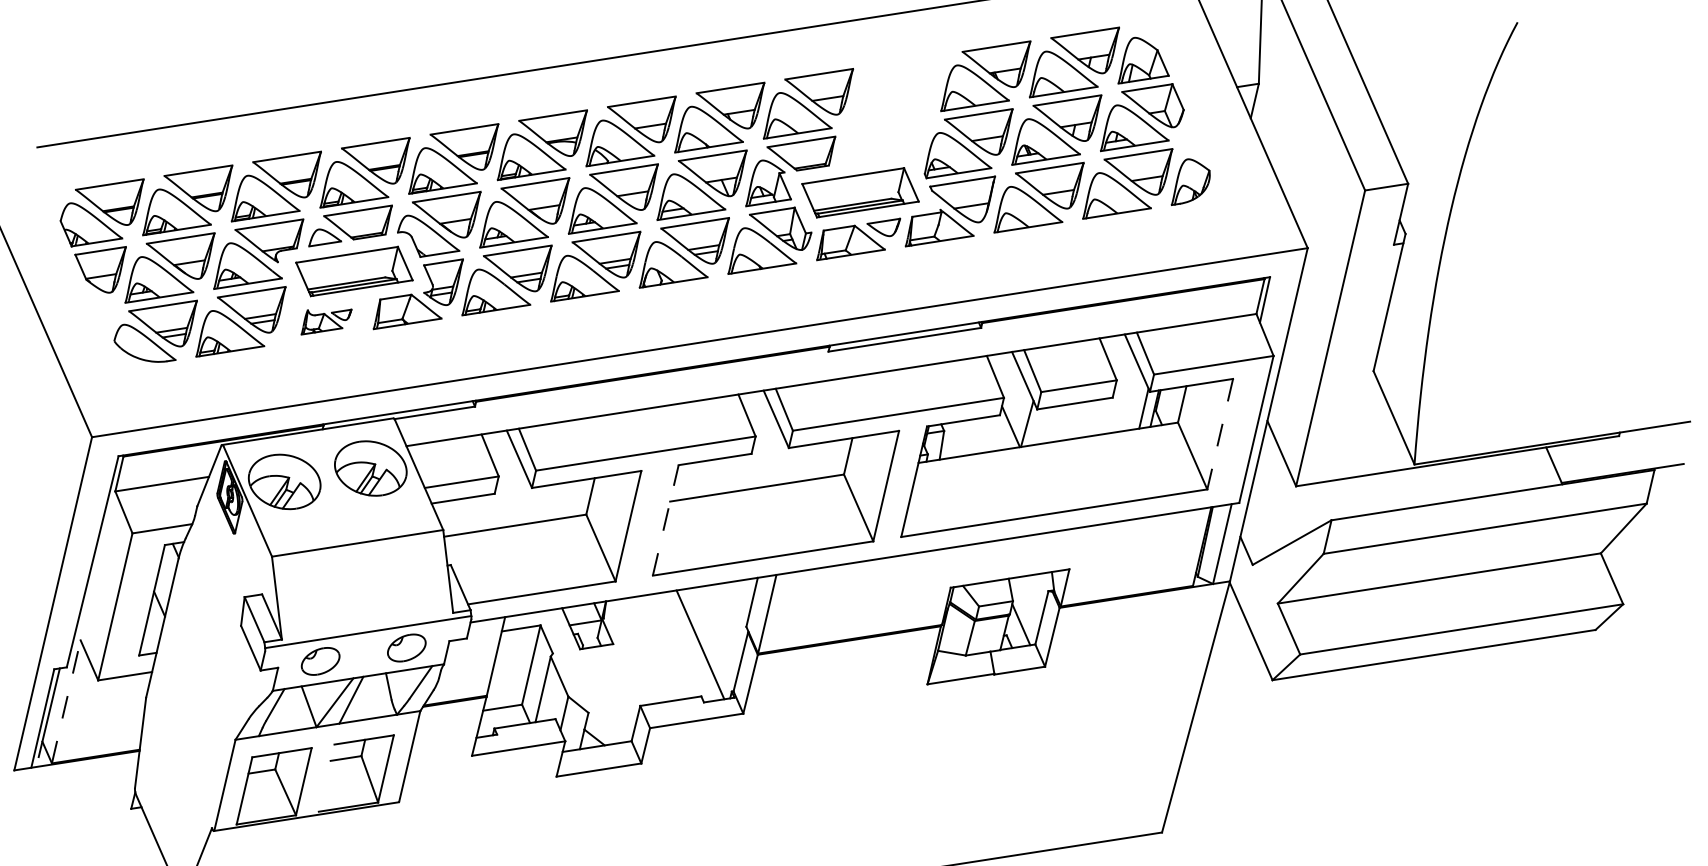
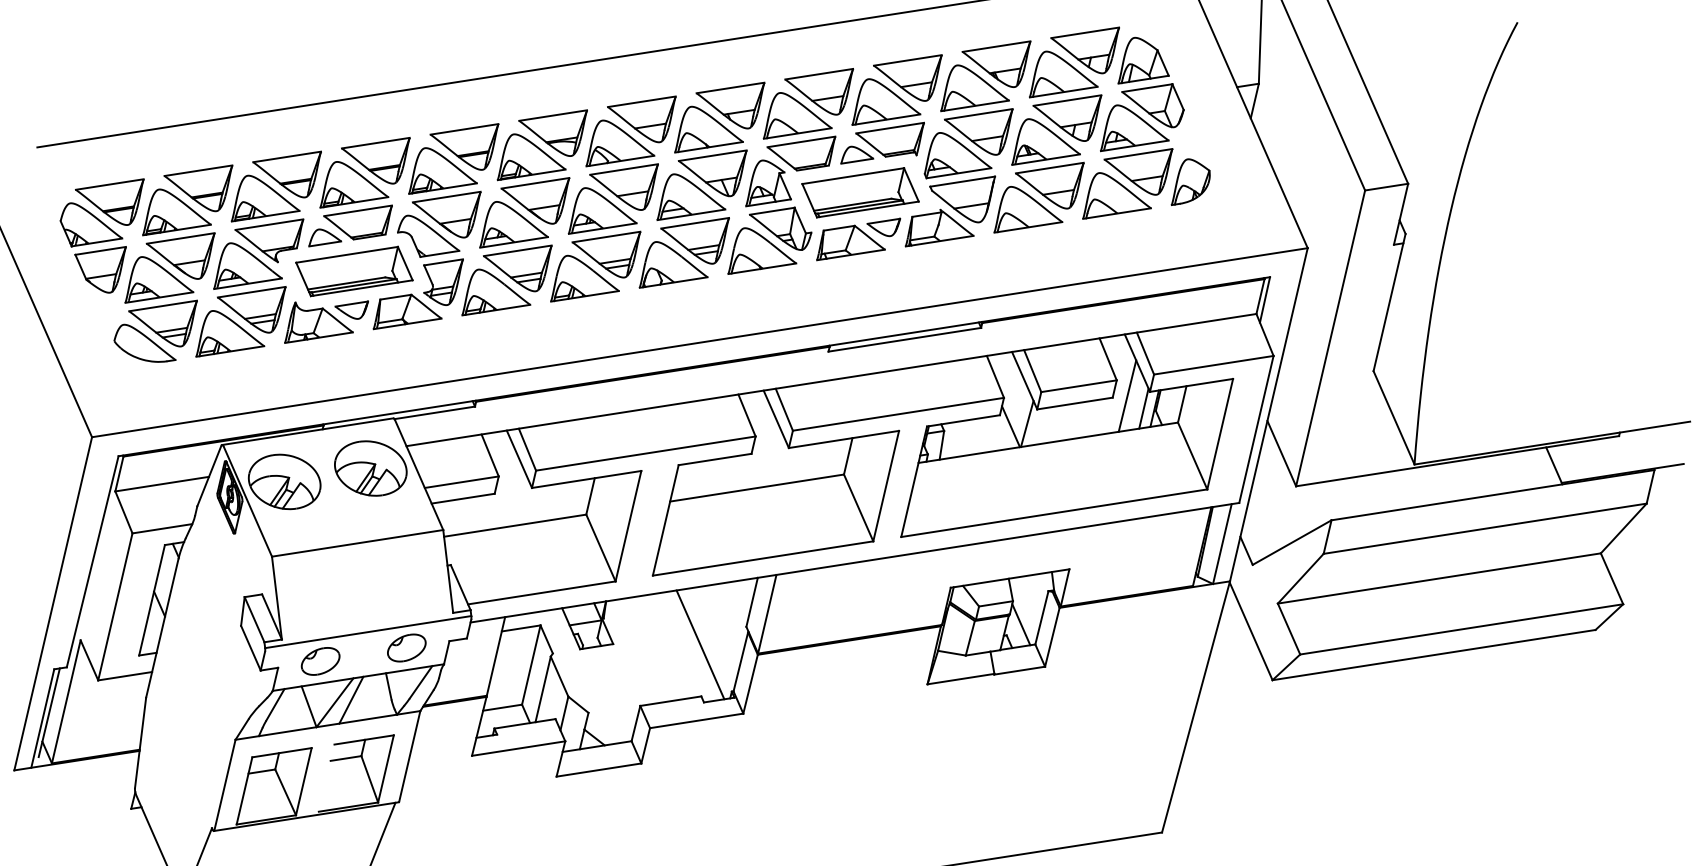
part: none -> present (891, 109)
part size: 53x28 px -> 85x44 px (326, 321)
line: none -> present (1127, 395)
line: dashed -> solid (1220, 434)
line: dashed -> solid (665, 520)
line: dashed -> solid (66, 701)
line: none -> present (383, 832)
